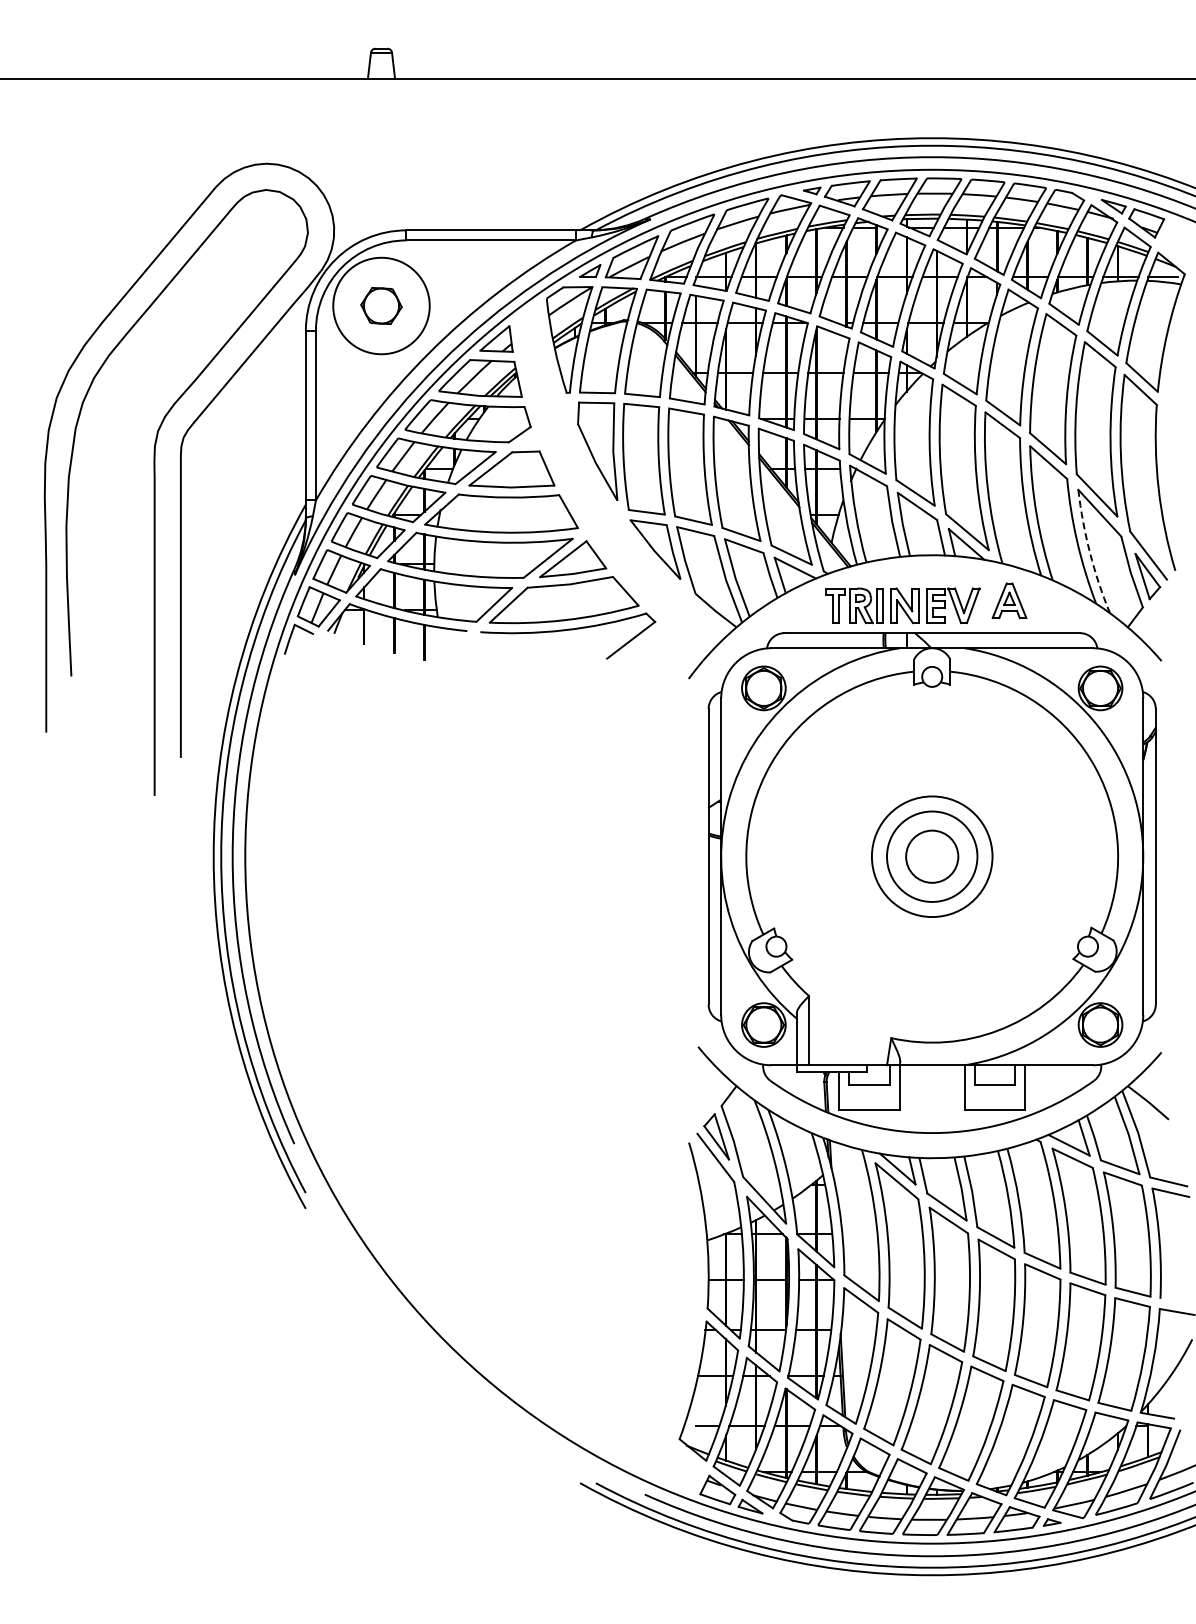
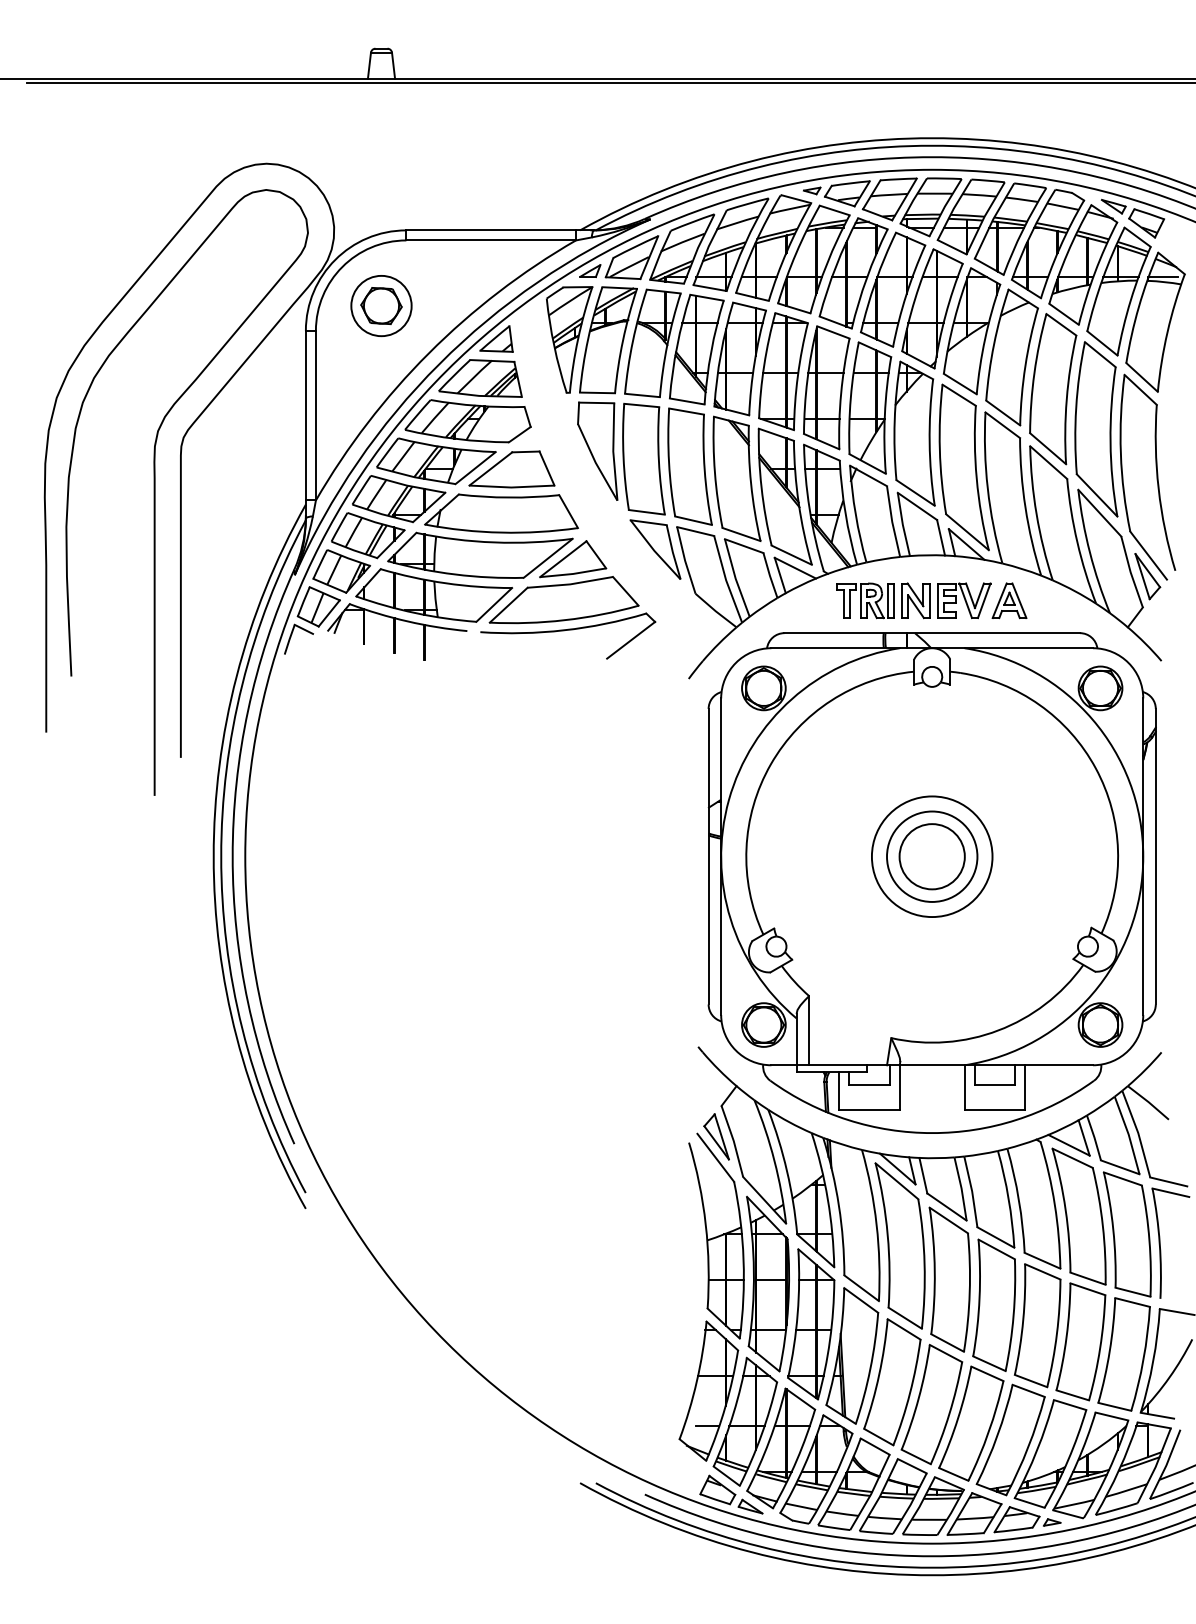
line: none -> present (609, 82)
circle diameter: 96 px -> 60 px (381, 305)
arc: dashed -> solid (1089, 552)
part position: (902, 605) -> (913, 600) (913, 600)
circle diameter: 52 px -> 65 px (931, 856)
